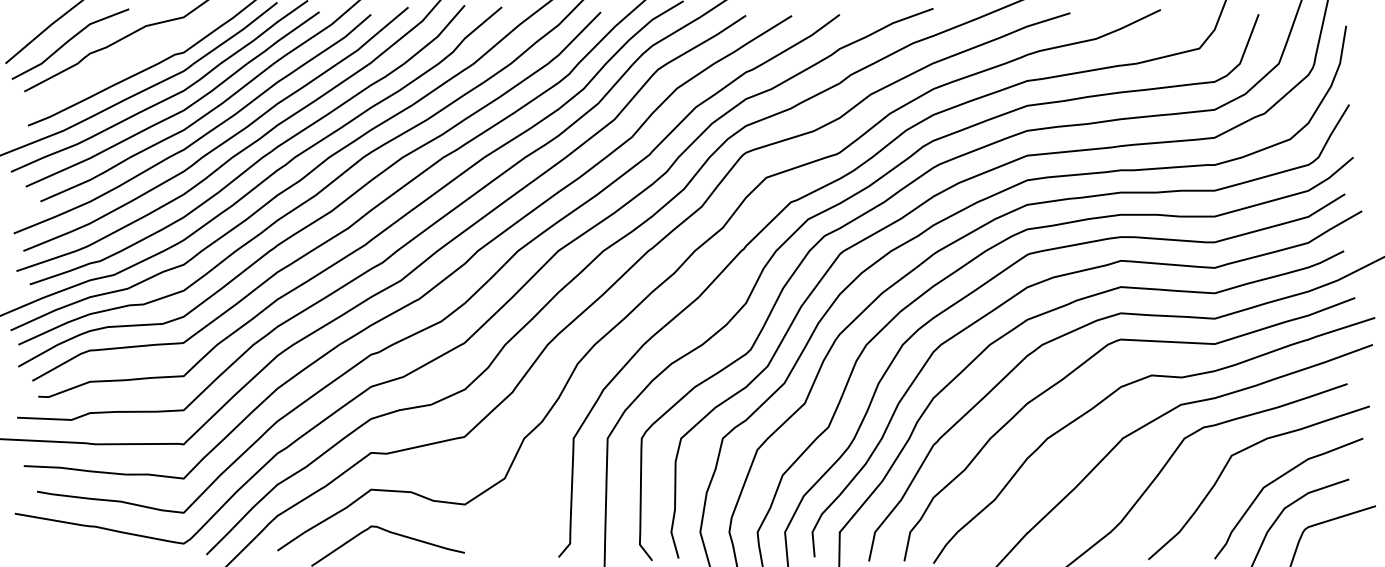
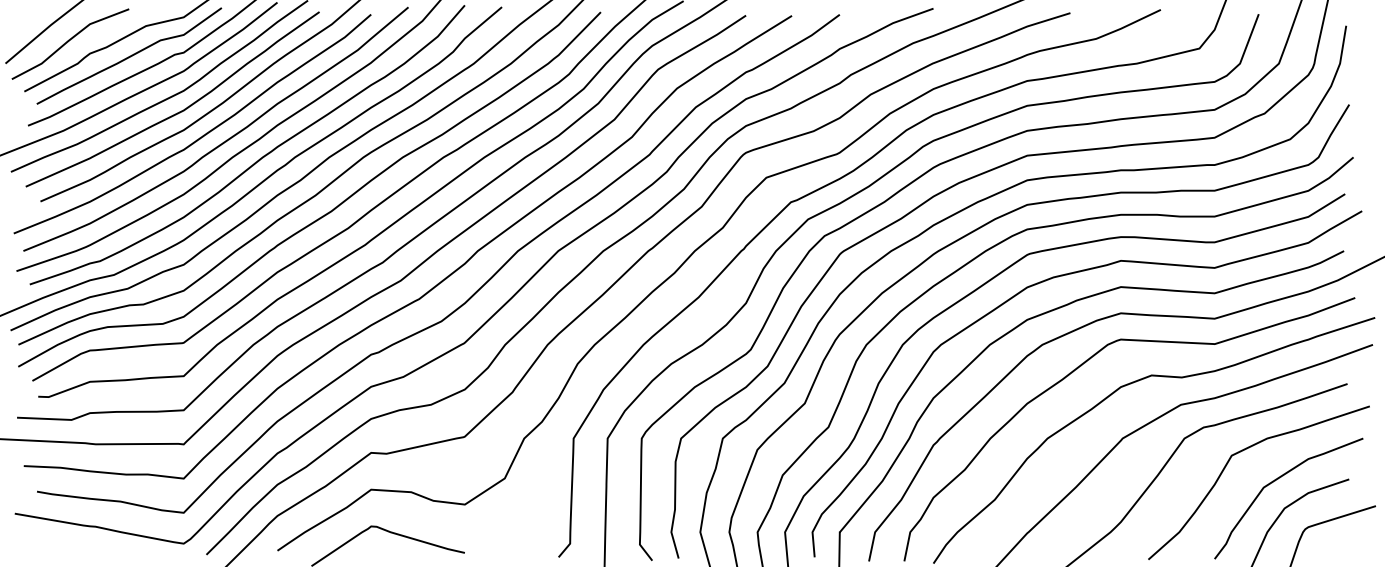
curve: none -> present (130, 55)
